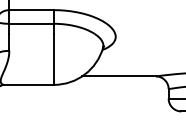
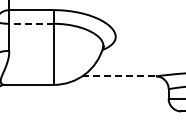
line: solid -> dashed (31, 23)
line: solid -> dashed (118, 76)
